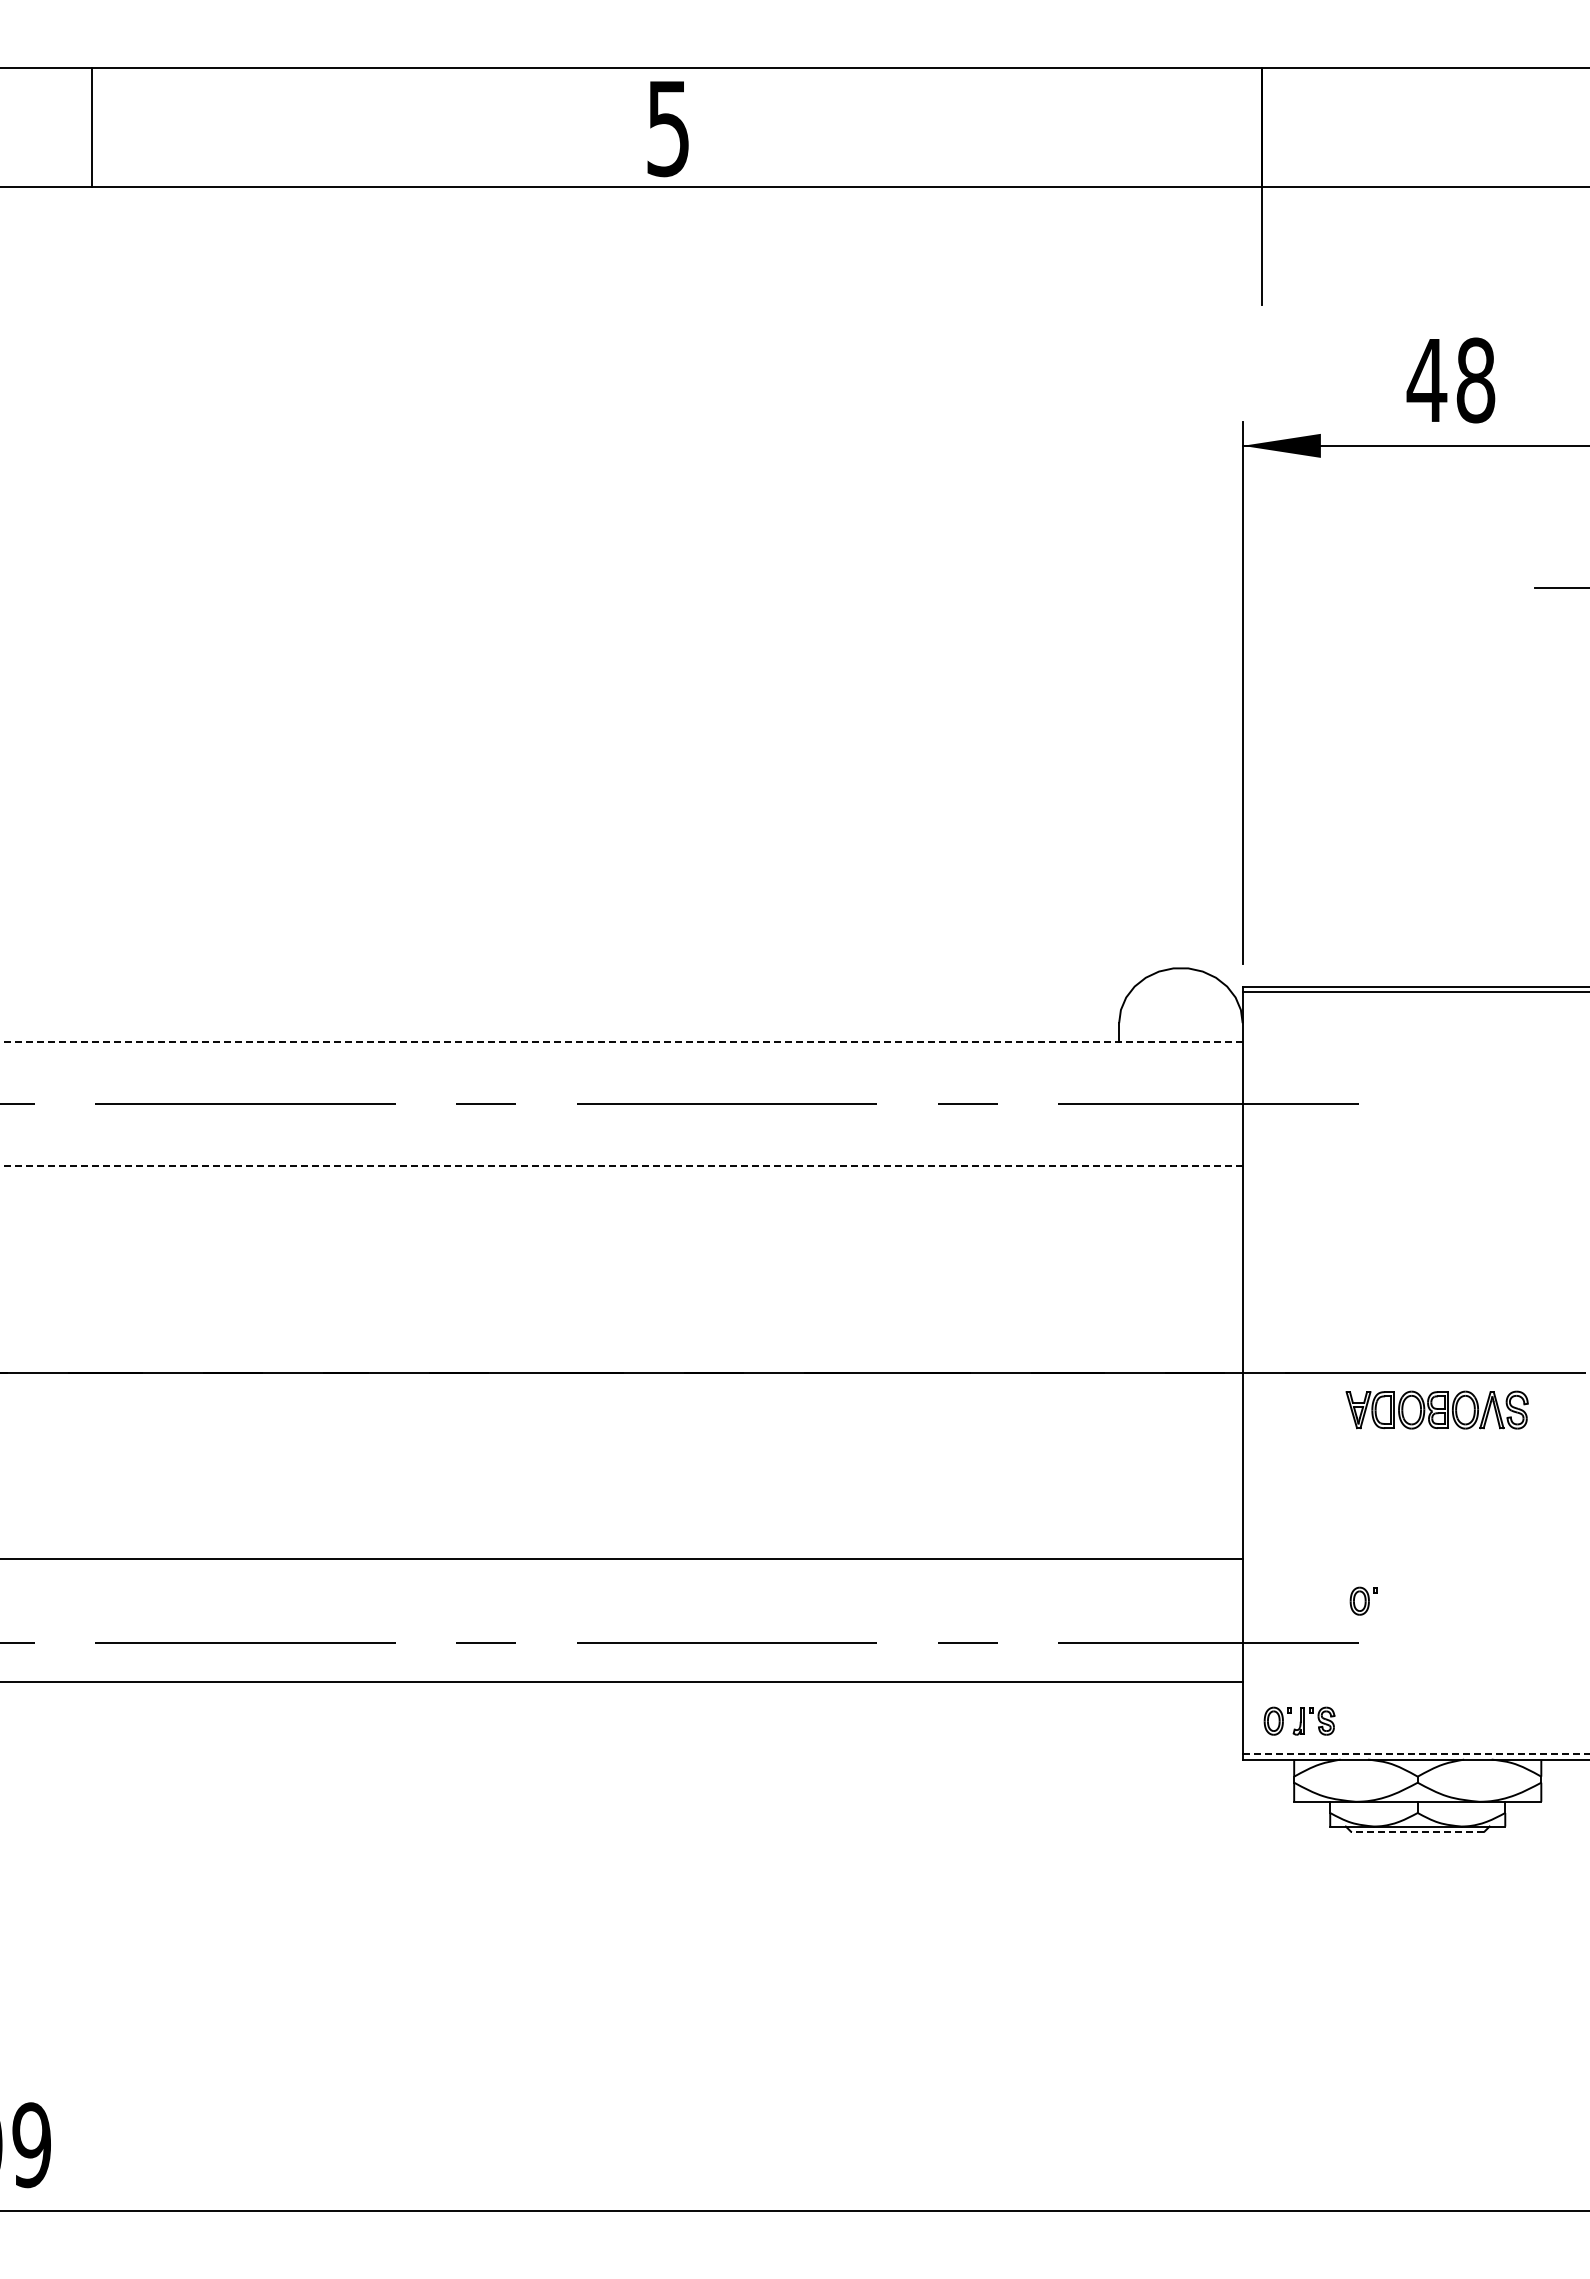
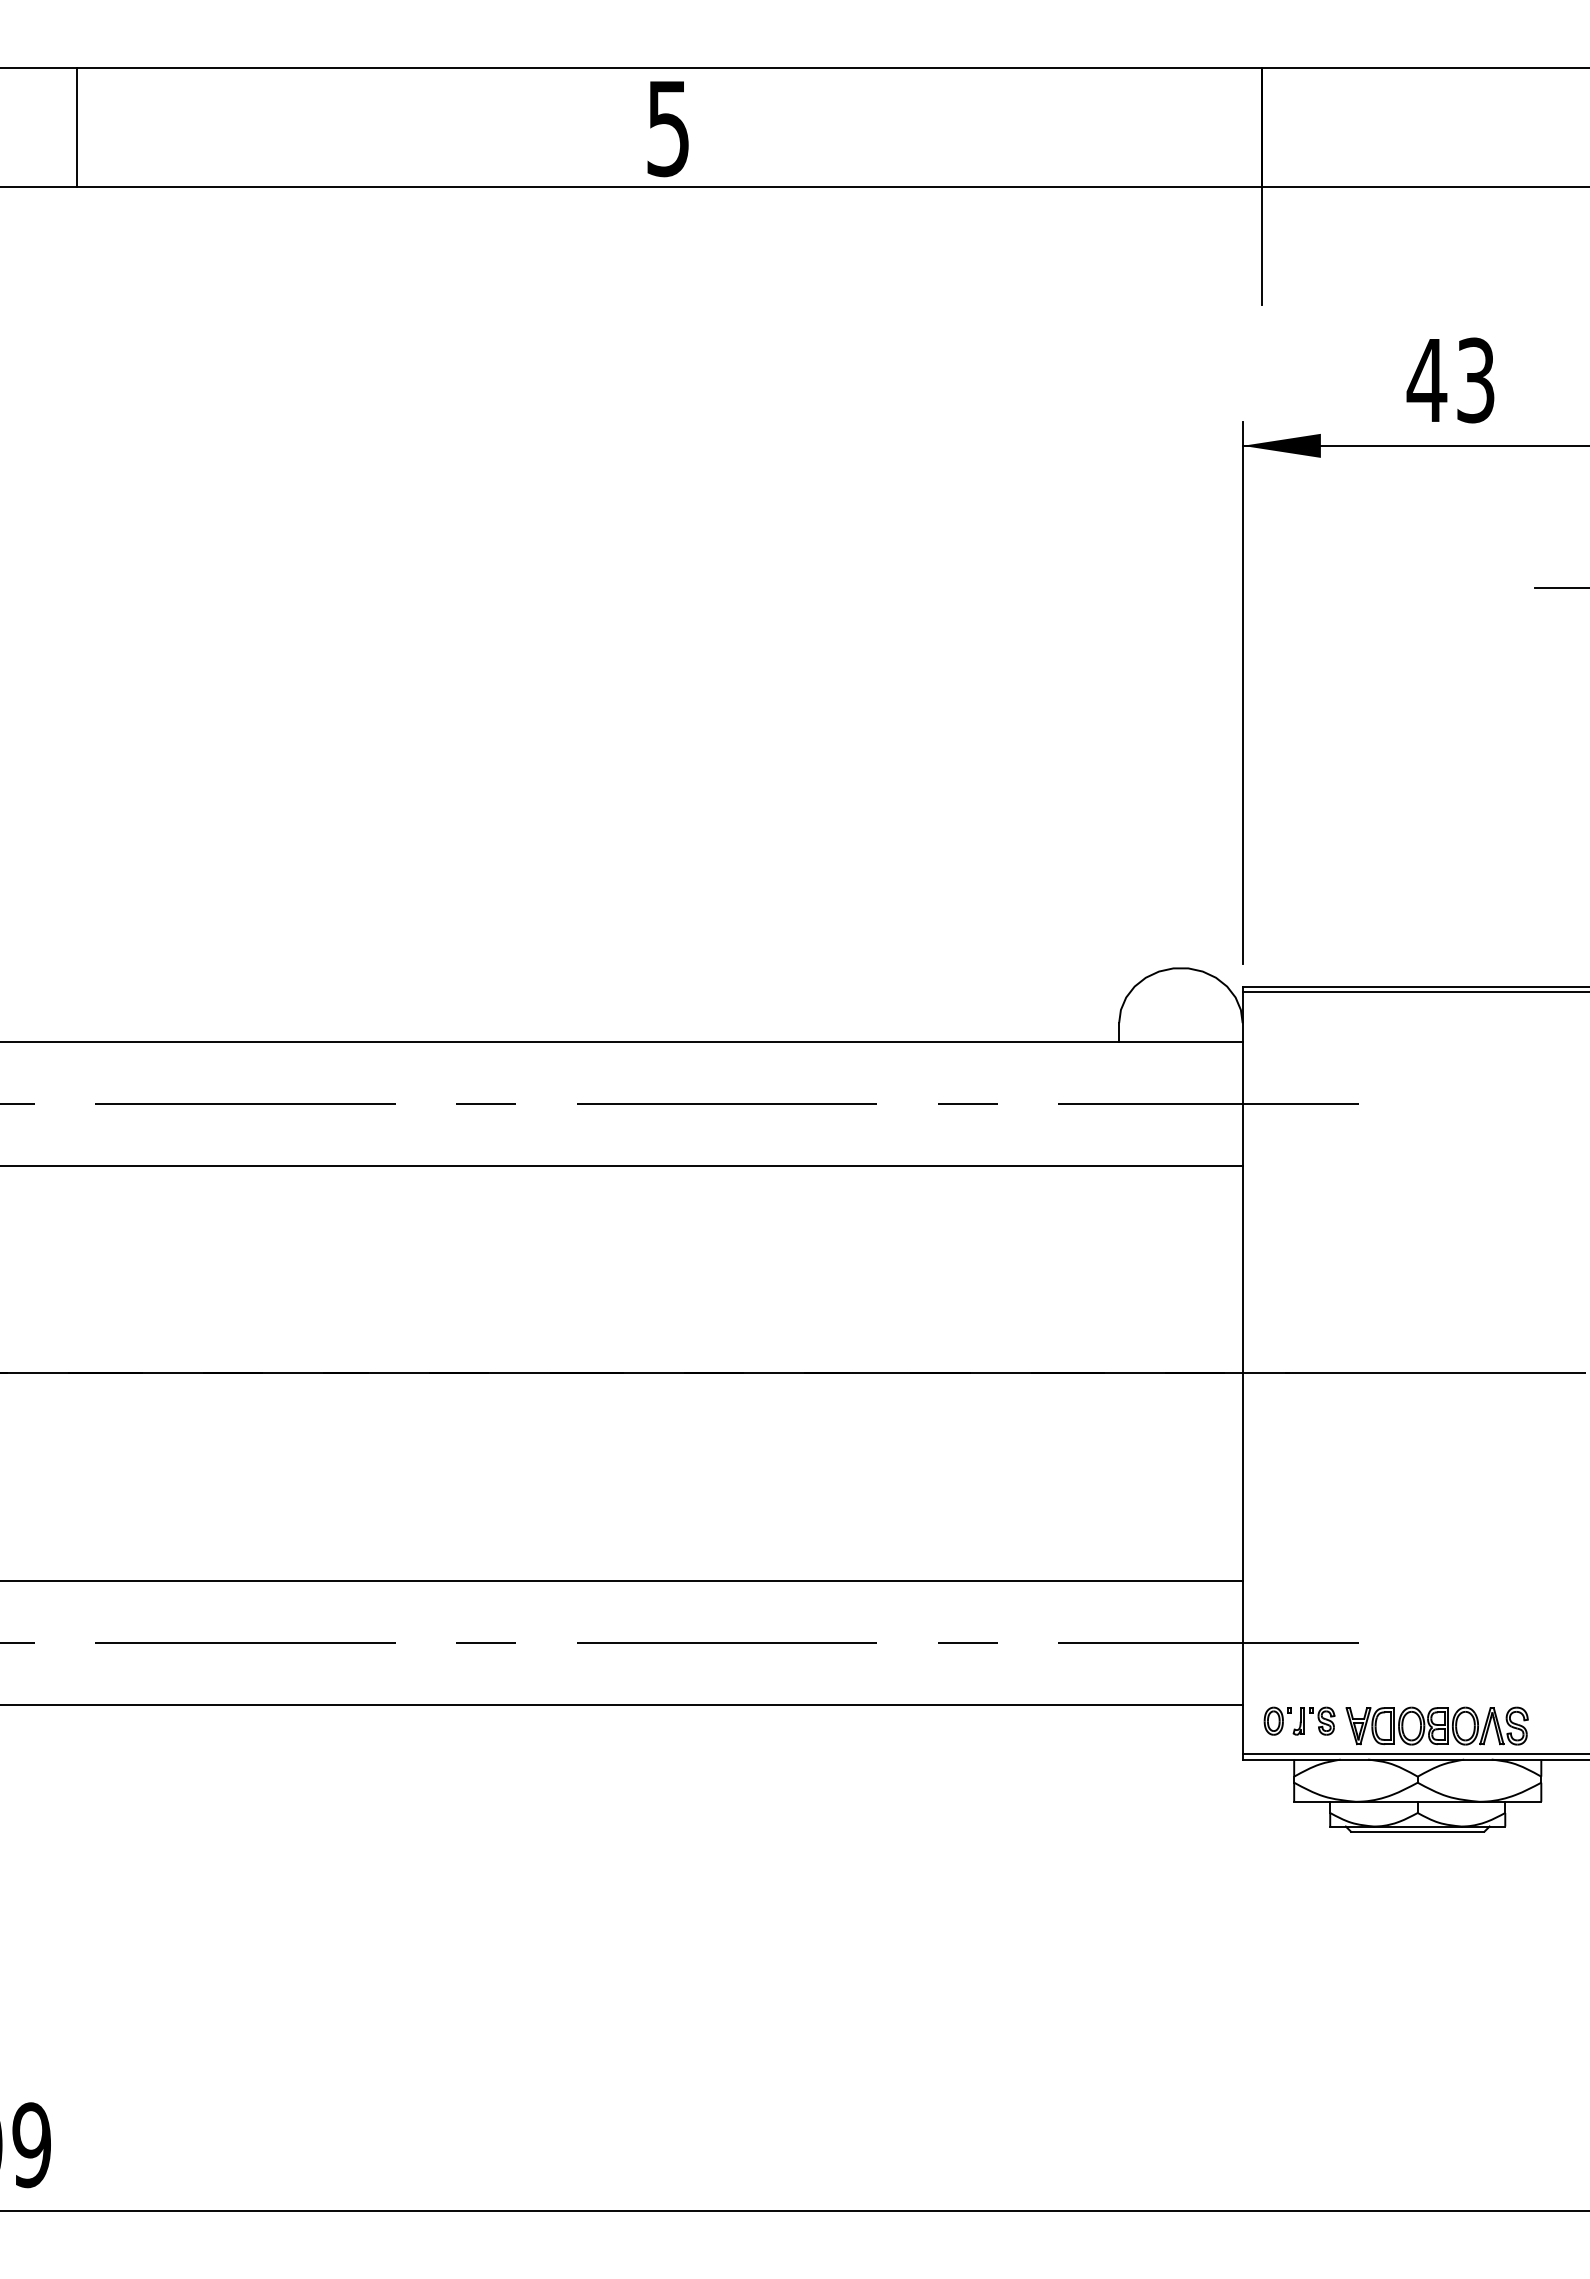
line position: (92, 127) -> (77, 127) (77, 127)
text: 48 -> 43 (1475, 380)
line: dashed -> solid (621, 1042)
line: dashed -> solid (621, 1165)
part position: (1436, 1409) -> (1436, 1725) (1436, 1725)
line position: (622, 1558) -> (622, 1580) (622, 1580)
part: present -> none (1363, 1600)
line position: (622, 1681) -> (622, 1704) (622, 1704)
line: dashed -> solid (1416, 1754)
line: dashed -> solid (1417, 1831)
